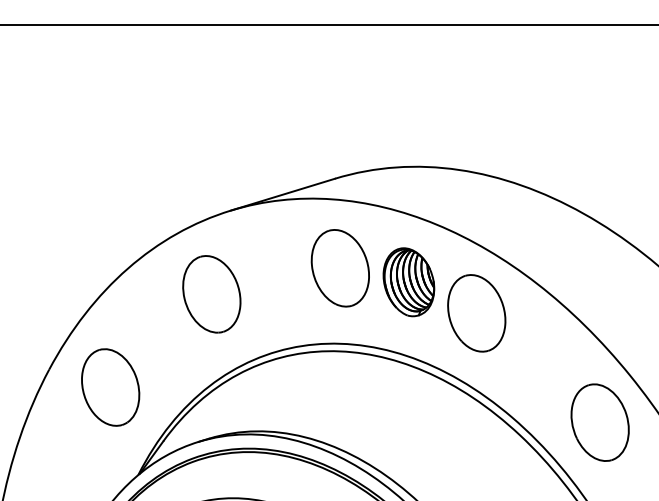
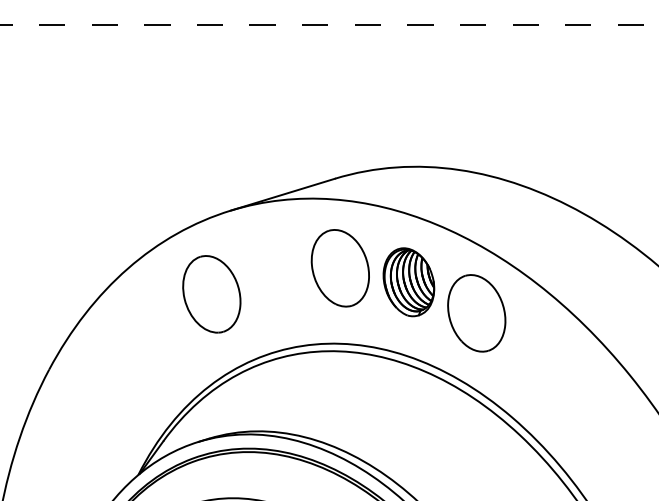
line: solid -> dashed (329, 25)
part: present -> none (110, 387)
part: present -> none (599, 422)
